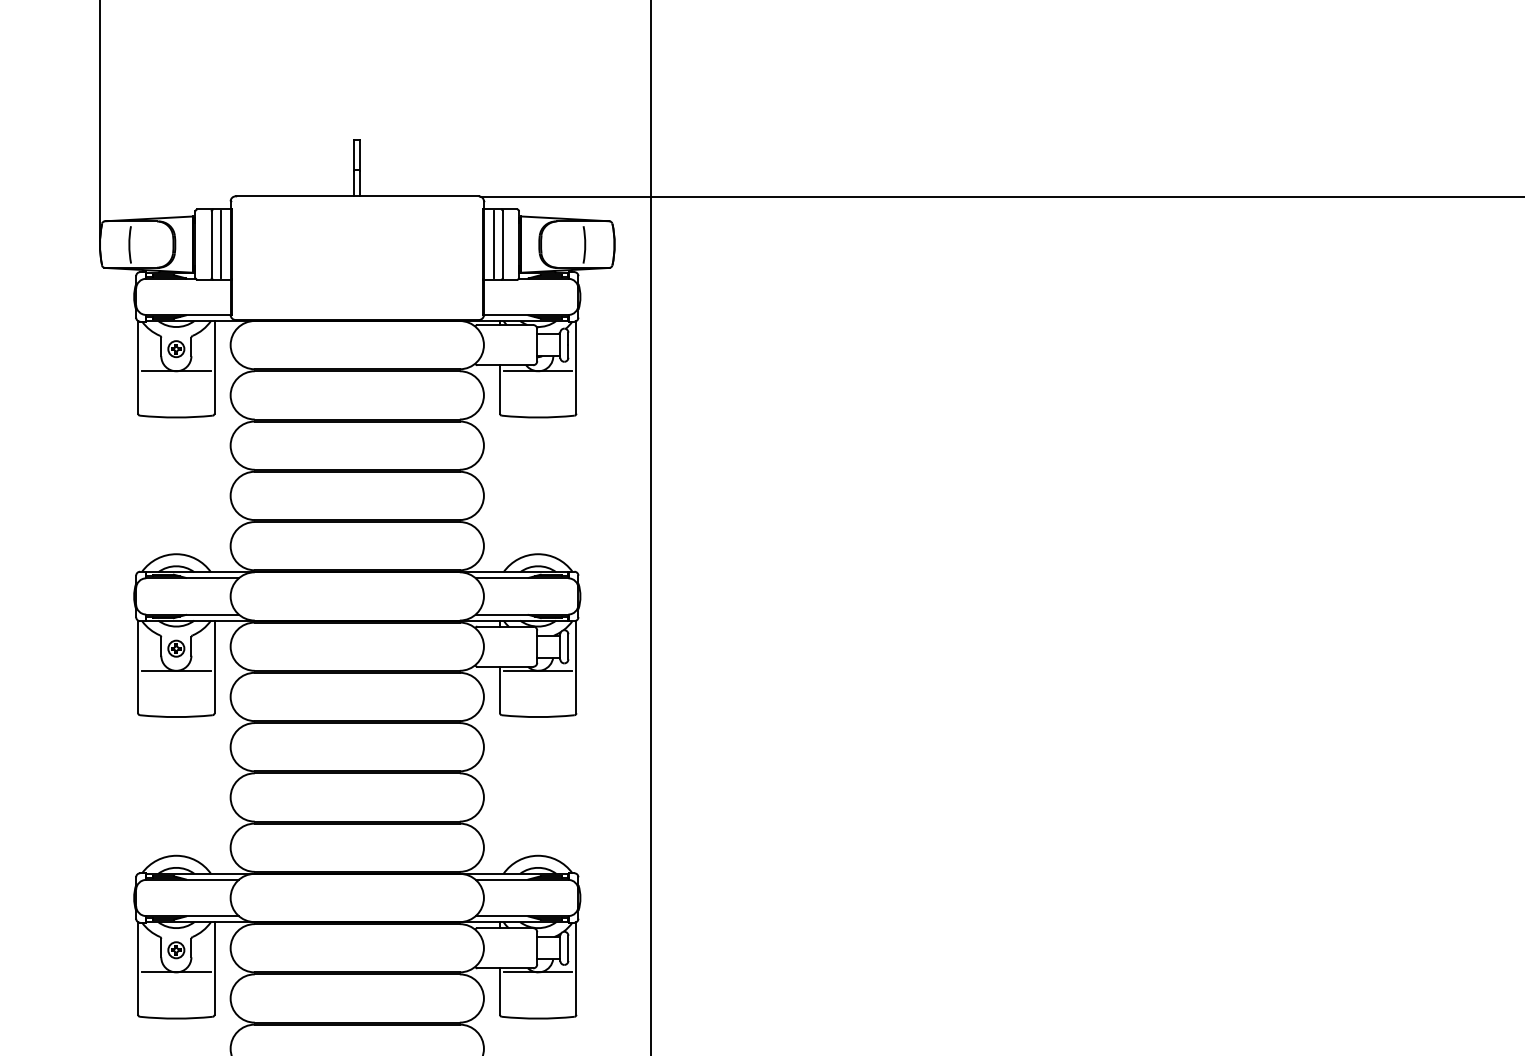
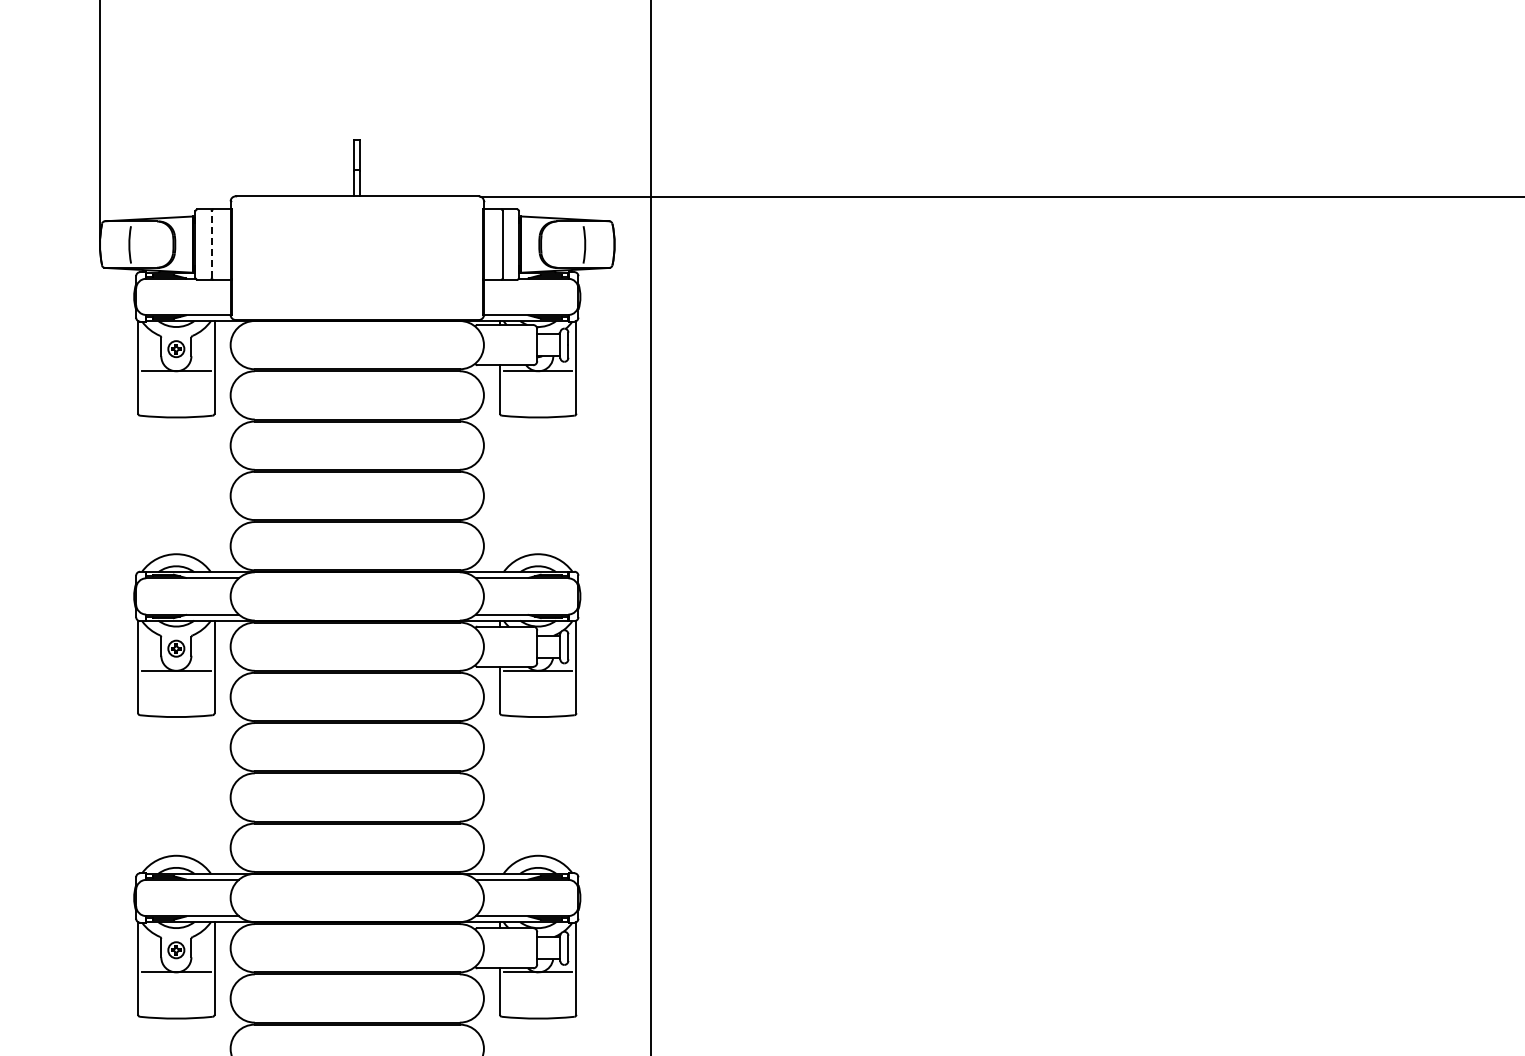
line: solid -> dashed (211, 244)
line: present -> none (220, 244)
line: present -> none (494, 244)
